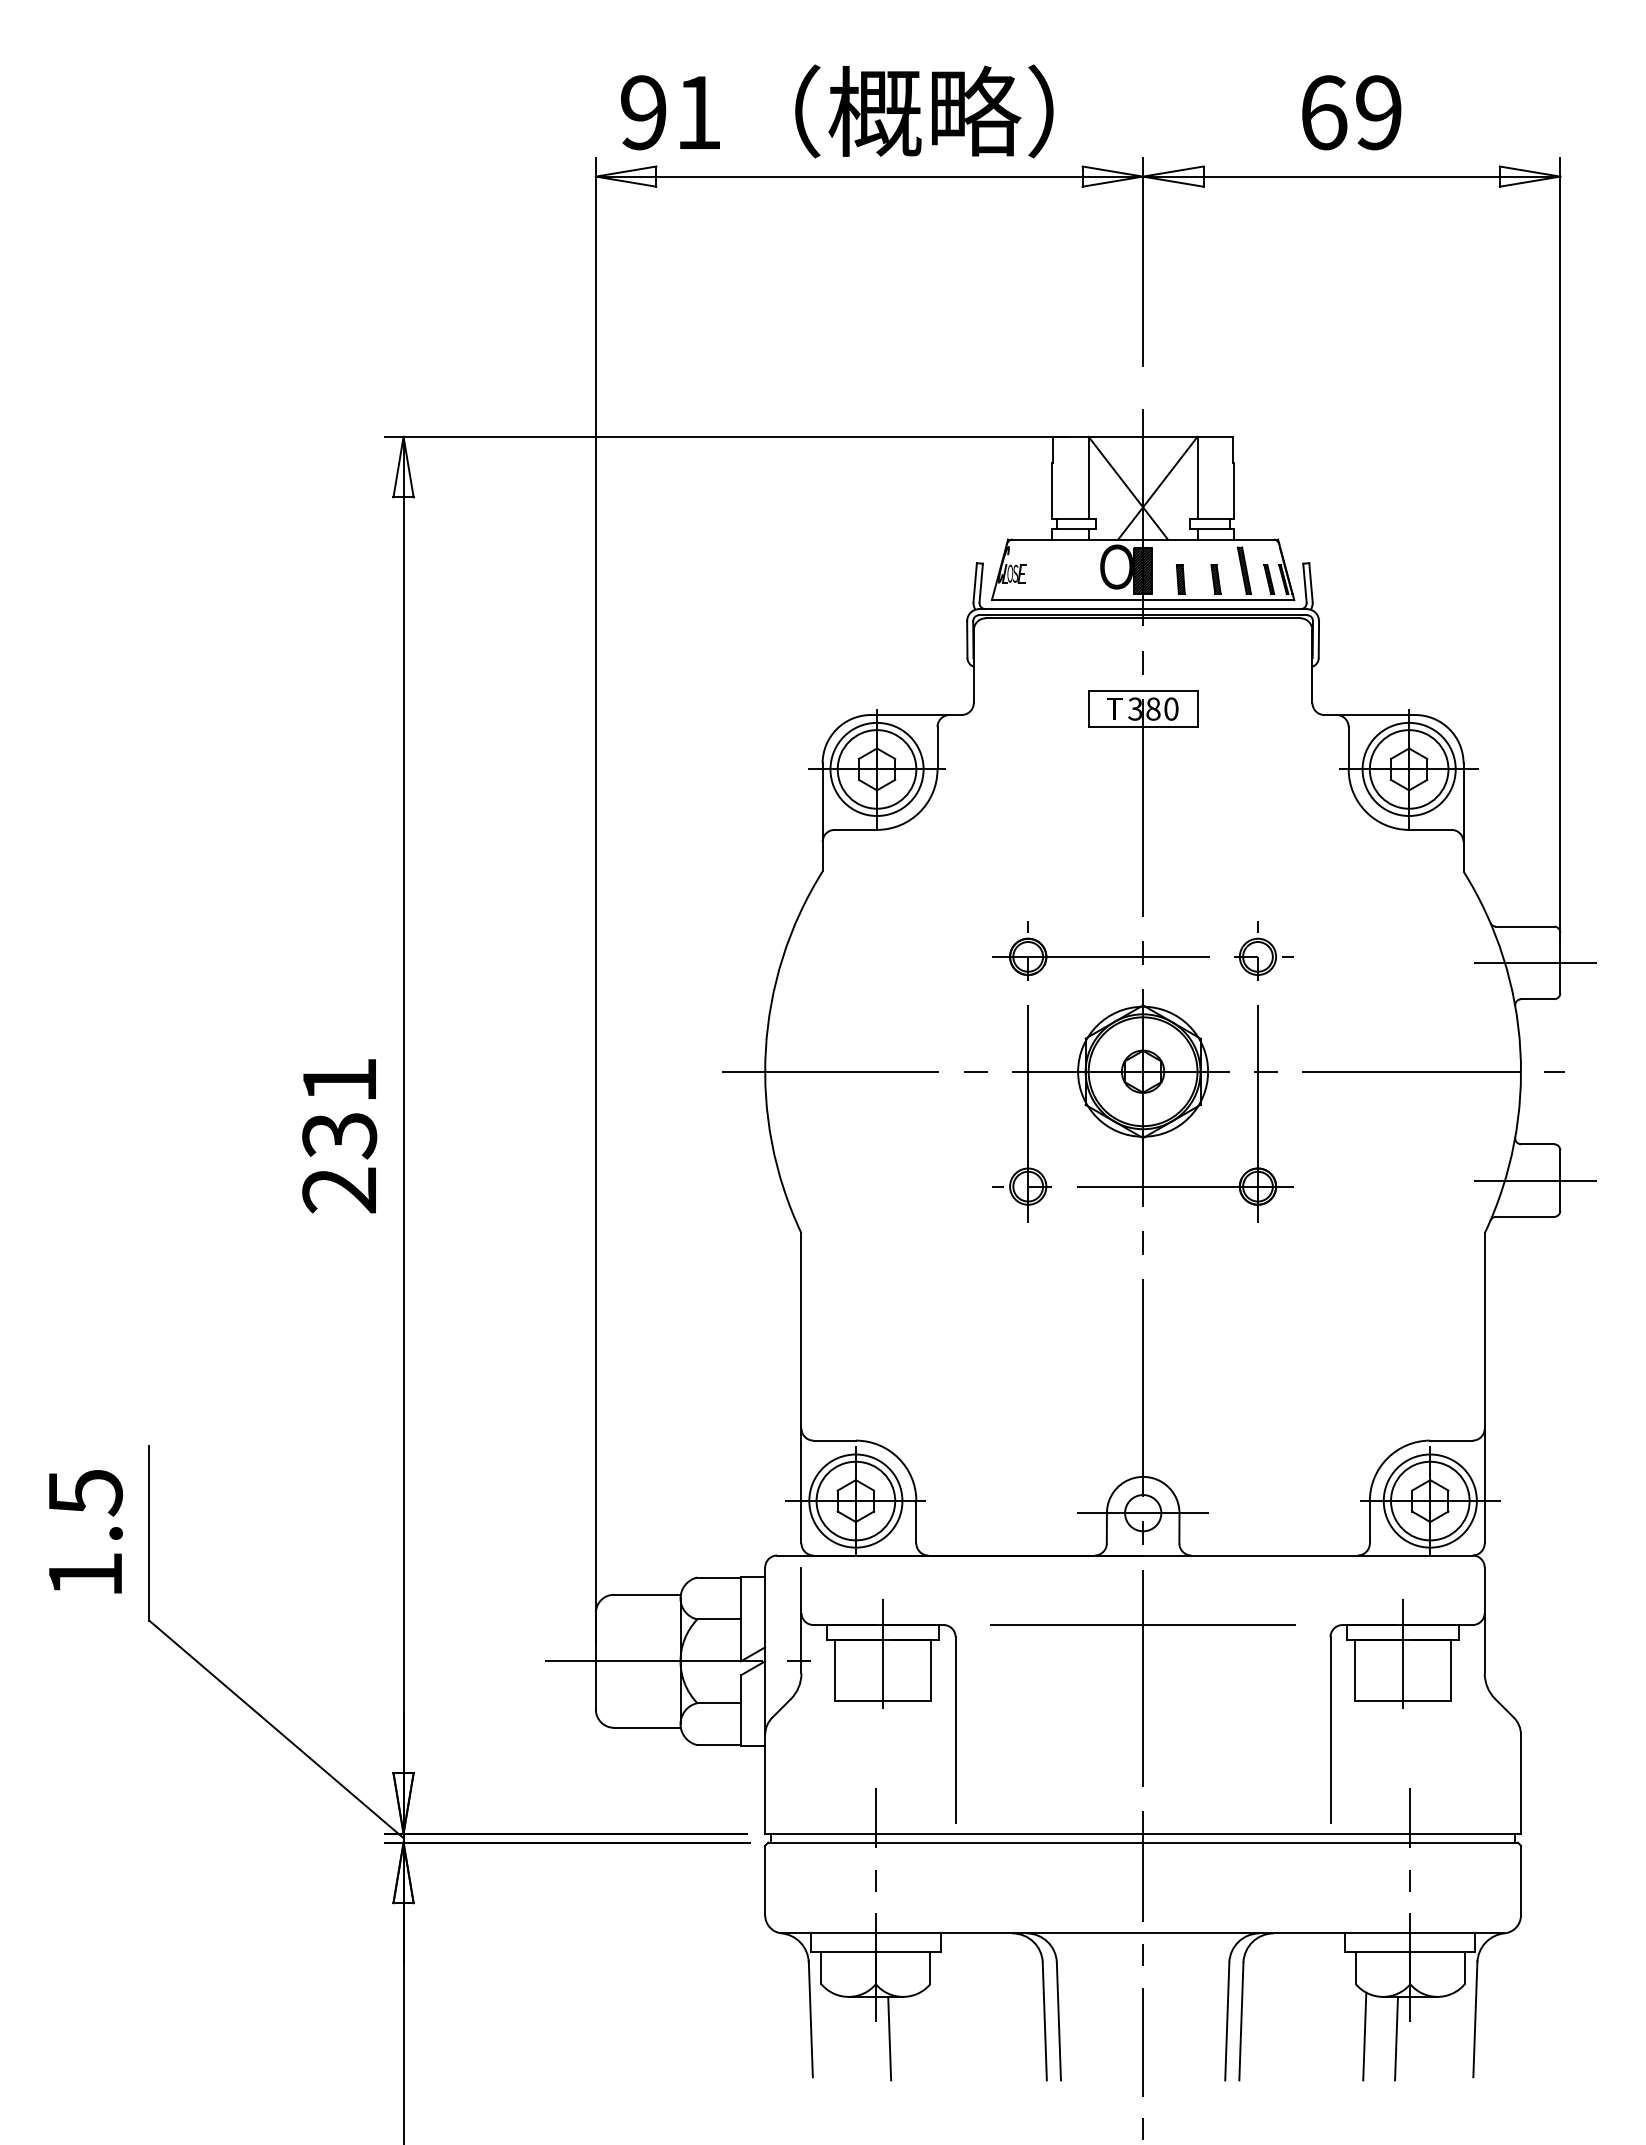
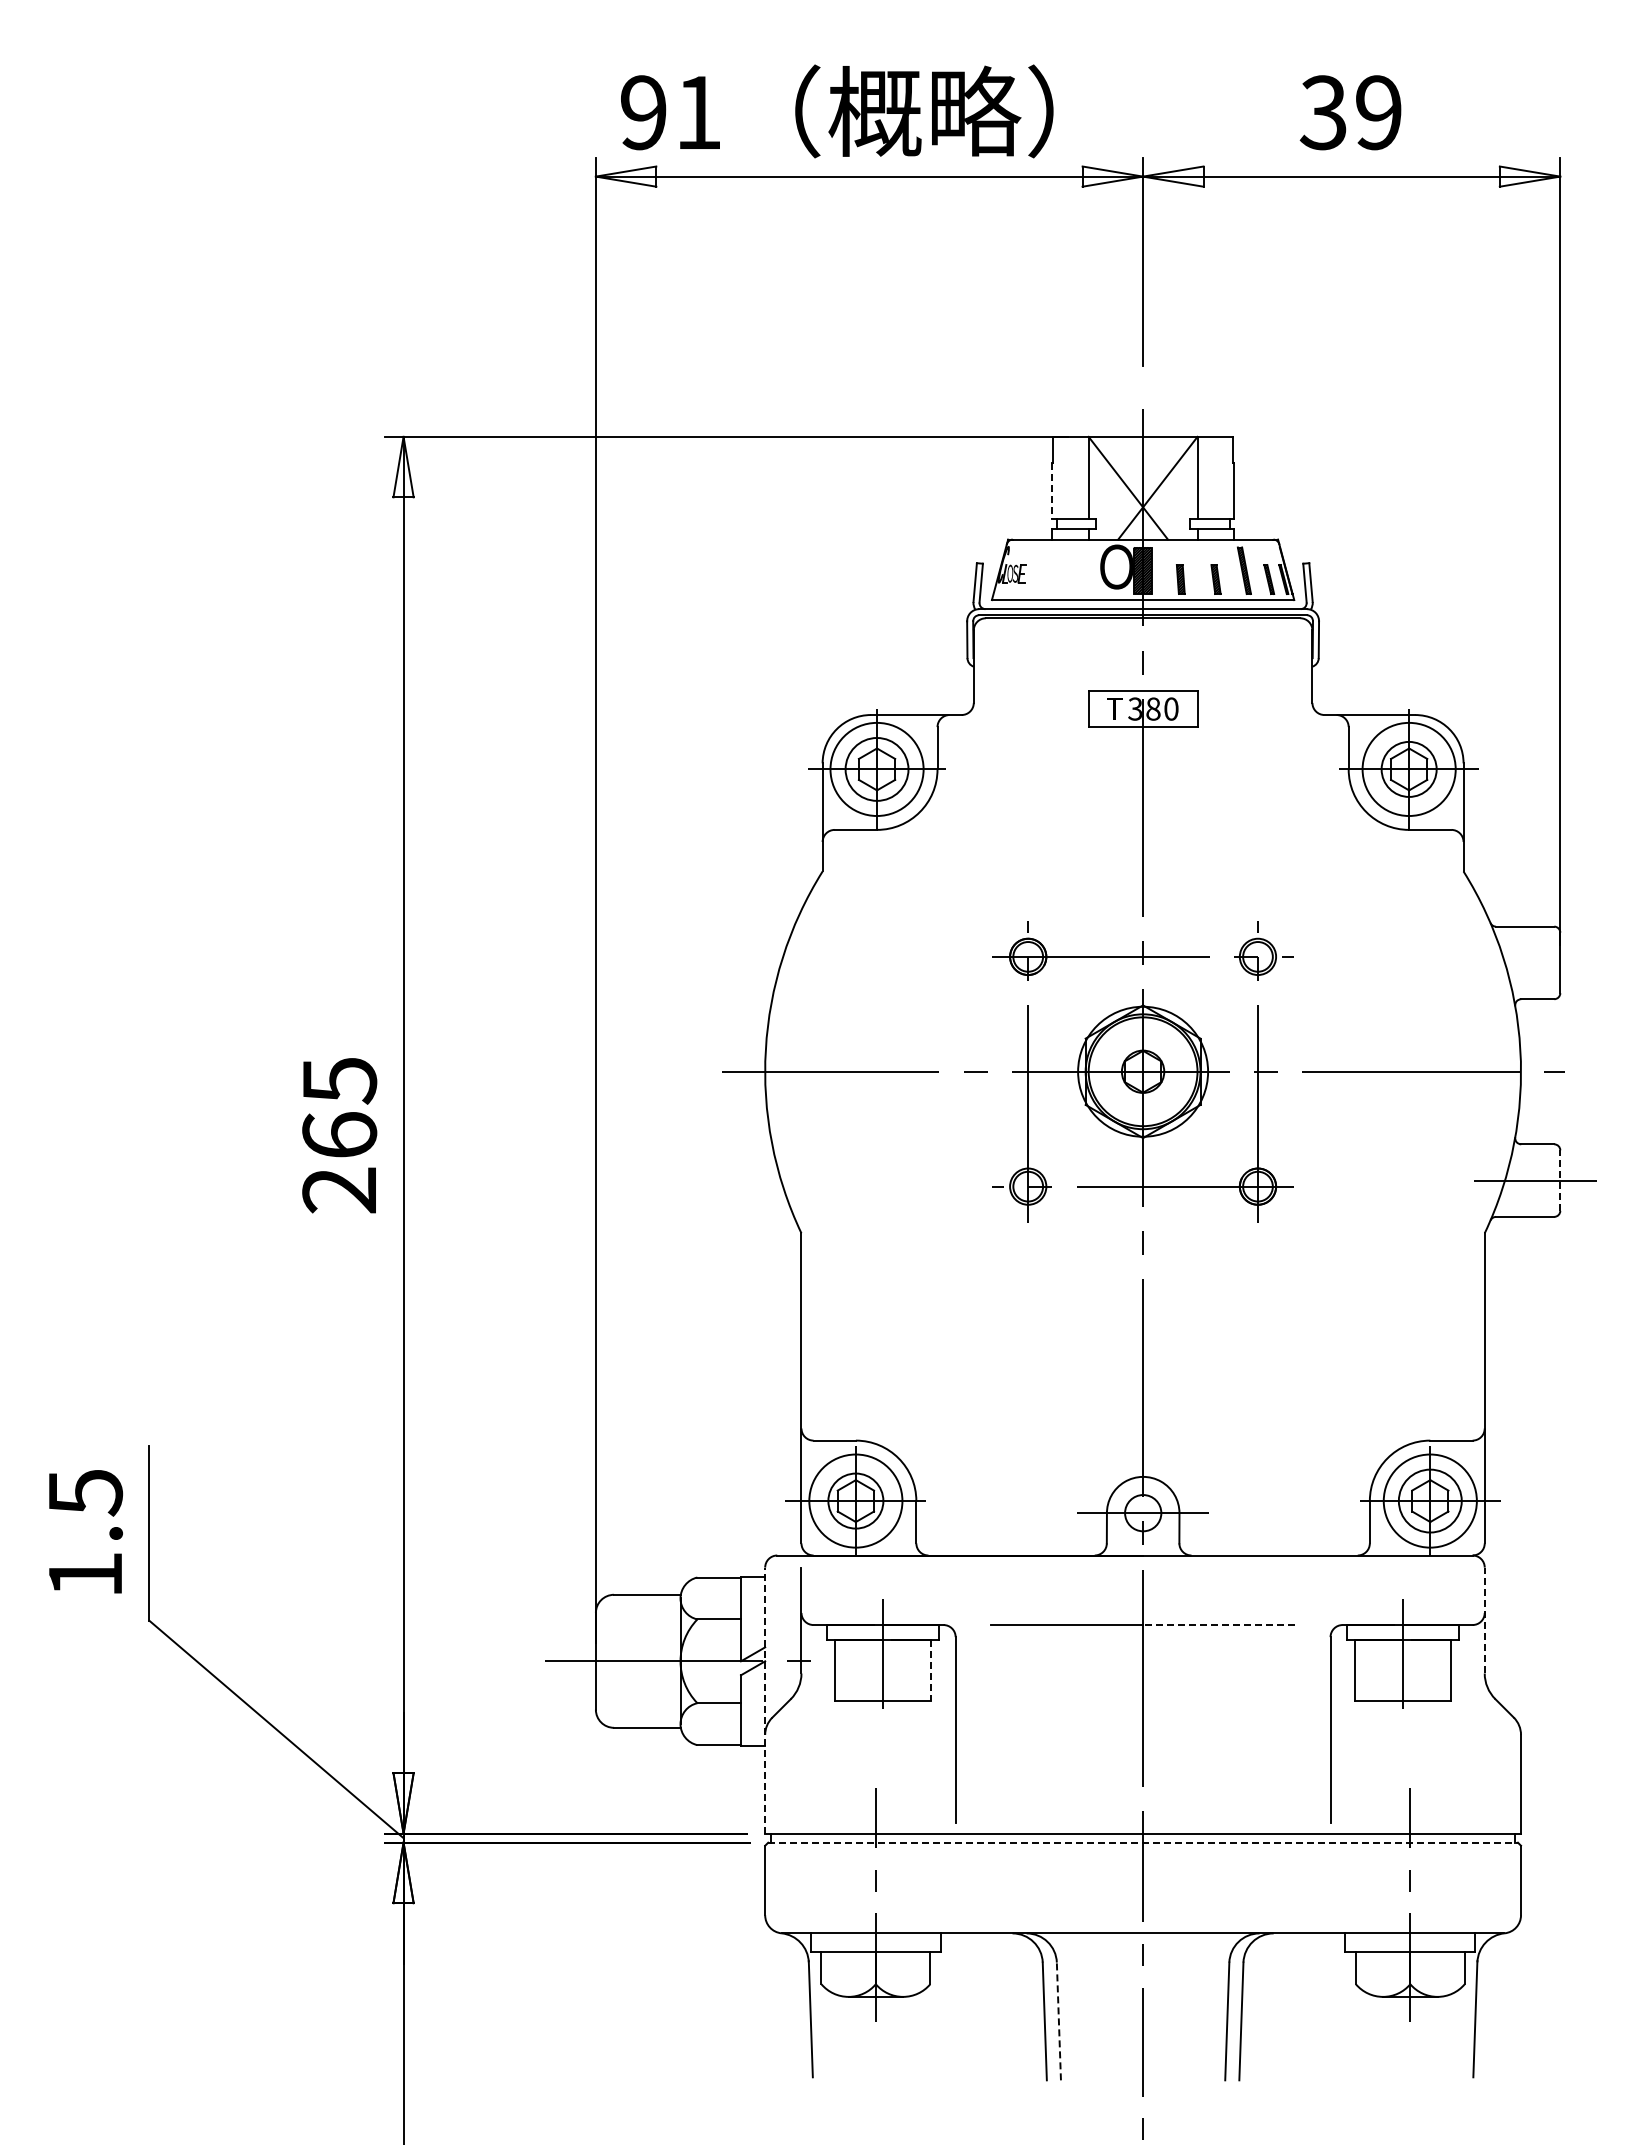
text: 69 -> 39 (1323, 112)
line: solid -> dashed (1052, 491)
circle diameter: 79 px -> 63 px (876, 769)
circle diameter: 79 px -> 55 px (1408, 768)
line: present -> none (1534, 962)
text: 231 -> 265 (339, 1108)
line: solid -> dashed (1560, 1180)
circle diameter: 79 px -> 55 px (855, 1500)
circle diameter: 79 px -> 63 px (1429, 1500)
line: solid -> dashed (1484, 1620)
line: solid -> dashed (1218, 1625)
line: solid -> dashed (931, 1670)
line: solid -> dashed (765, 1700)
line: solid -> dashed (1143, 1842)
line: solid -> dashed (1058, 2021)
line: present -> none (1364, 2036)
line: present -> none (889, 2038)
line: present -> none (1396, 2038)
